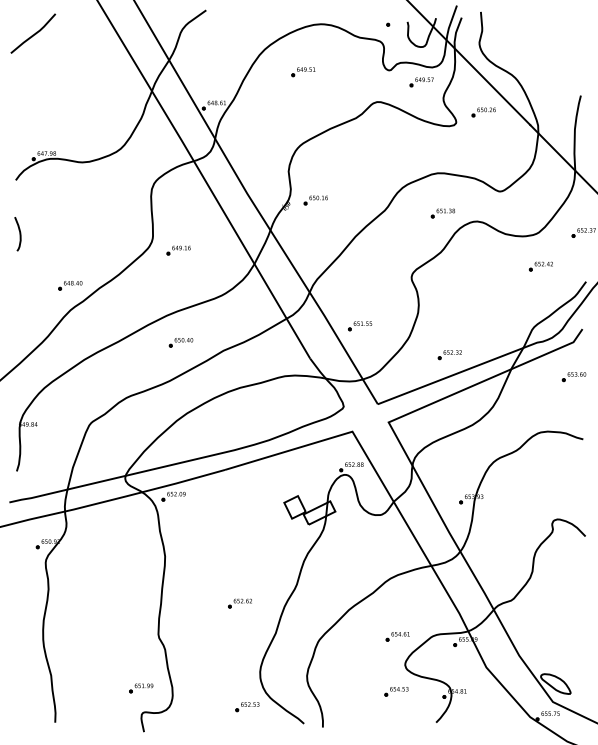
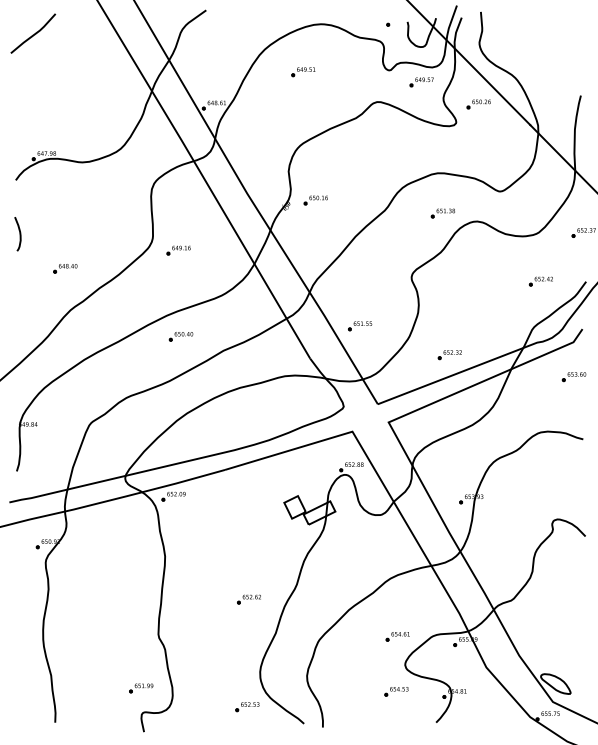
part position: (483, 112) -> (478, 104) (478, 104)
part position: (540, 266) -> (540, 281) (540, 281)
part position: (70, 285) -> (65, 268) (65, 268)
part position: (180, 342) -> (180, 336) (180, 336)
part position: (239, 603) -> (248, 599) (248, 599)
